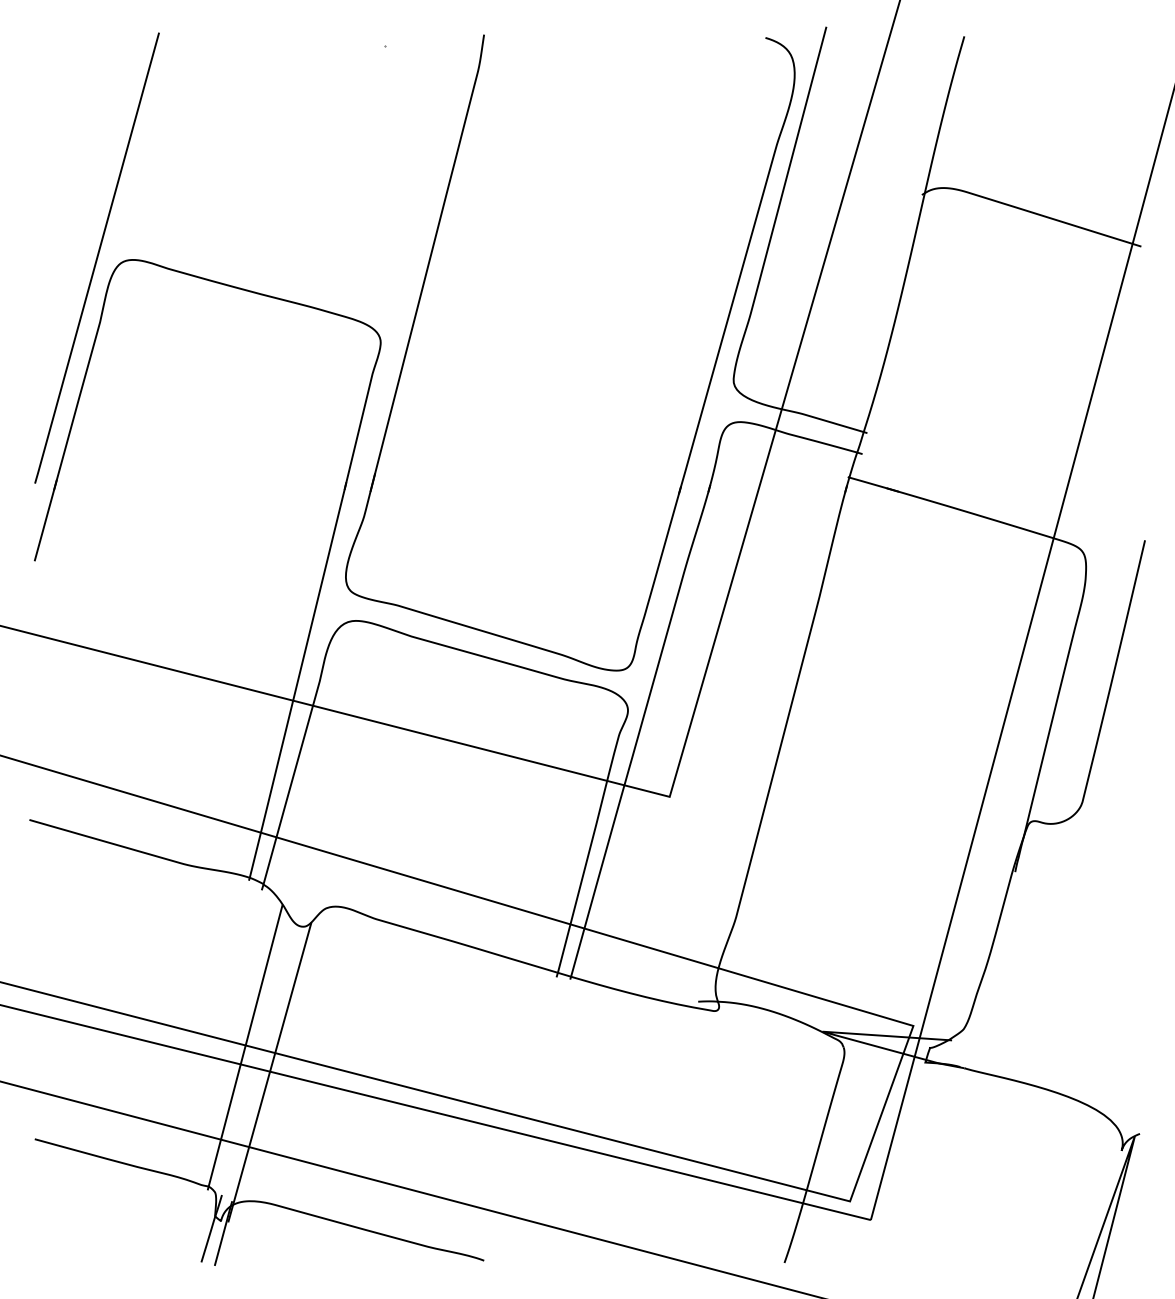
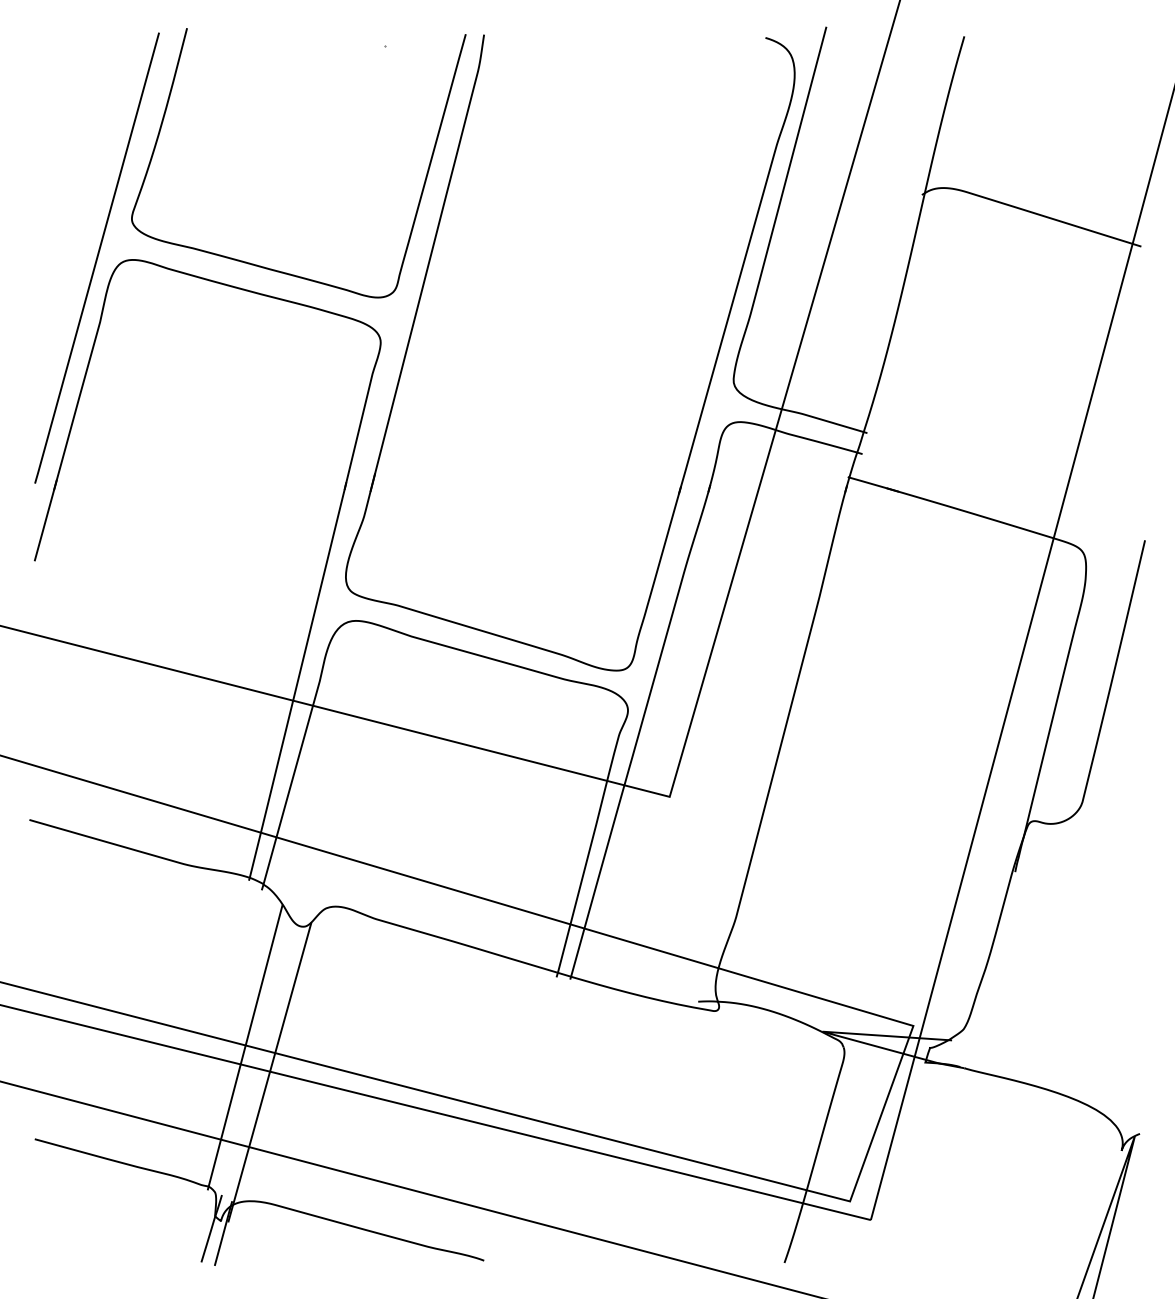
curve: none -> present (271, 268)
